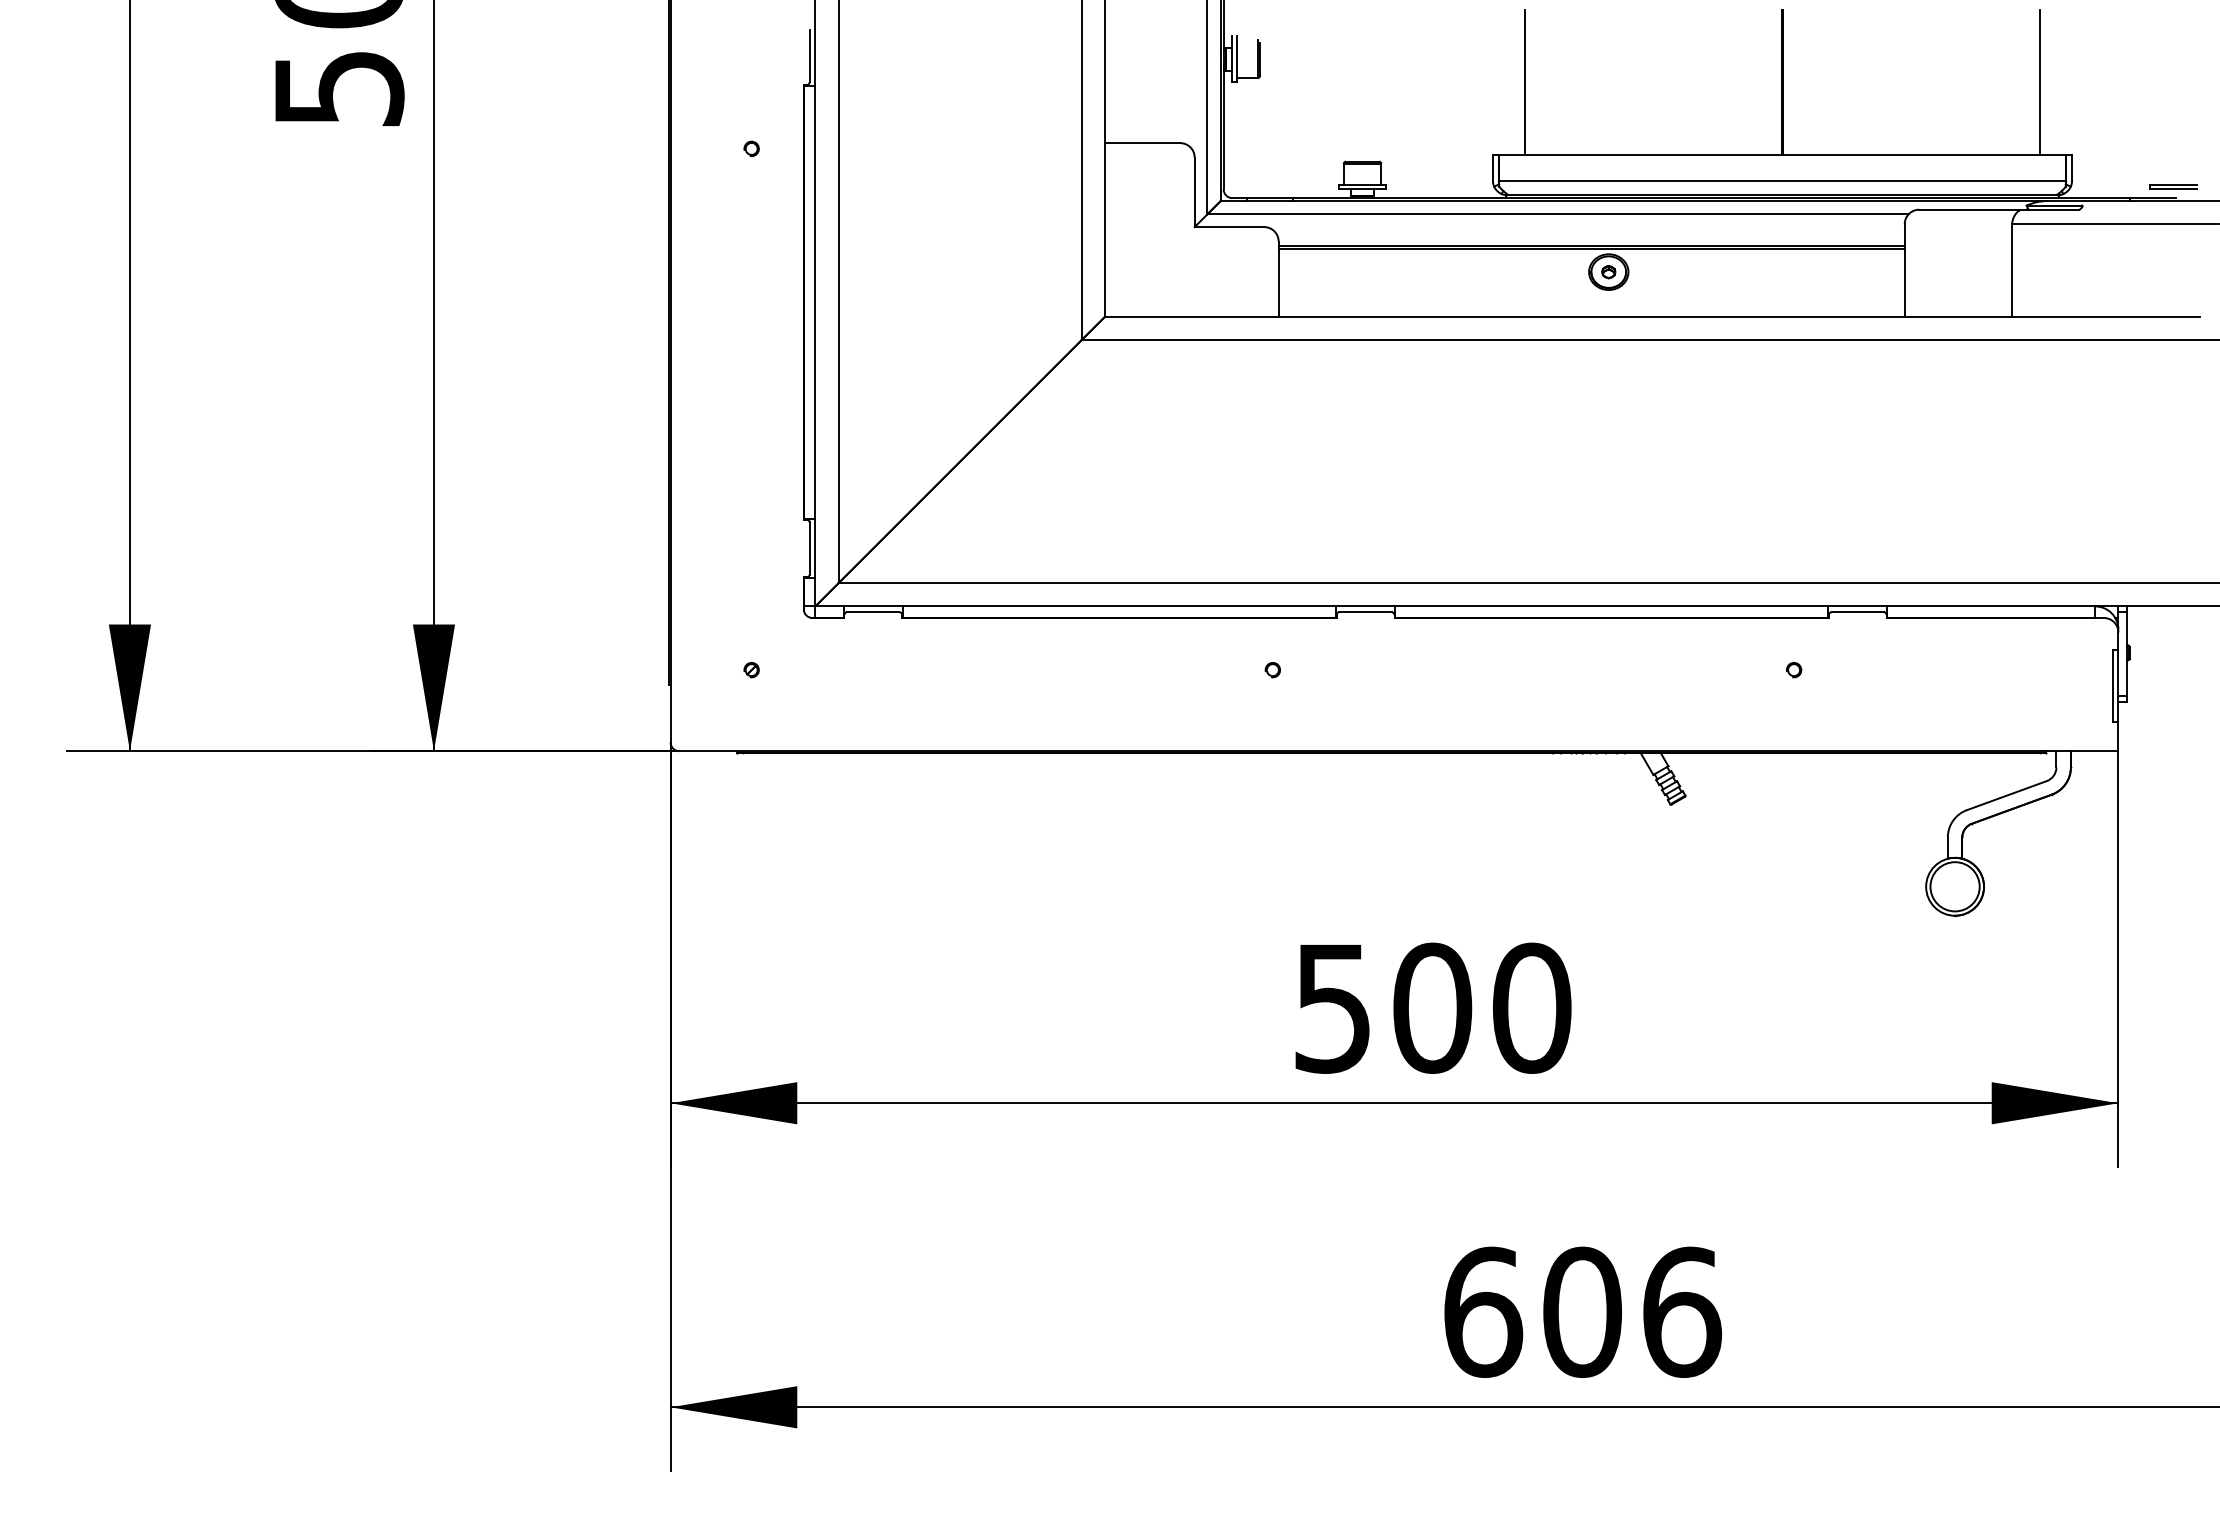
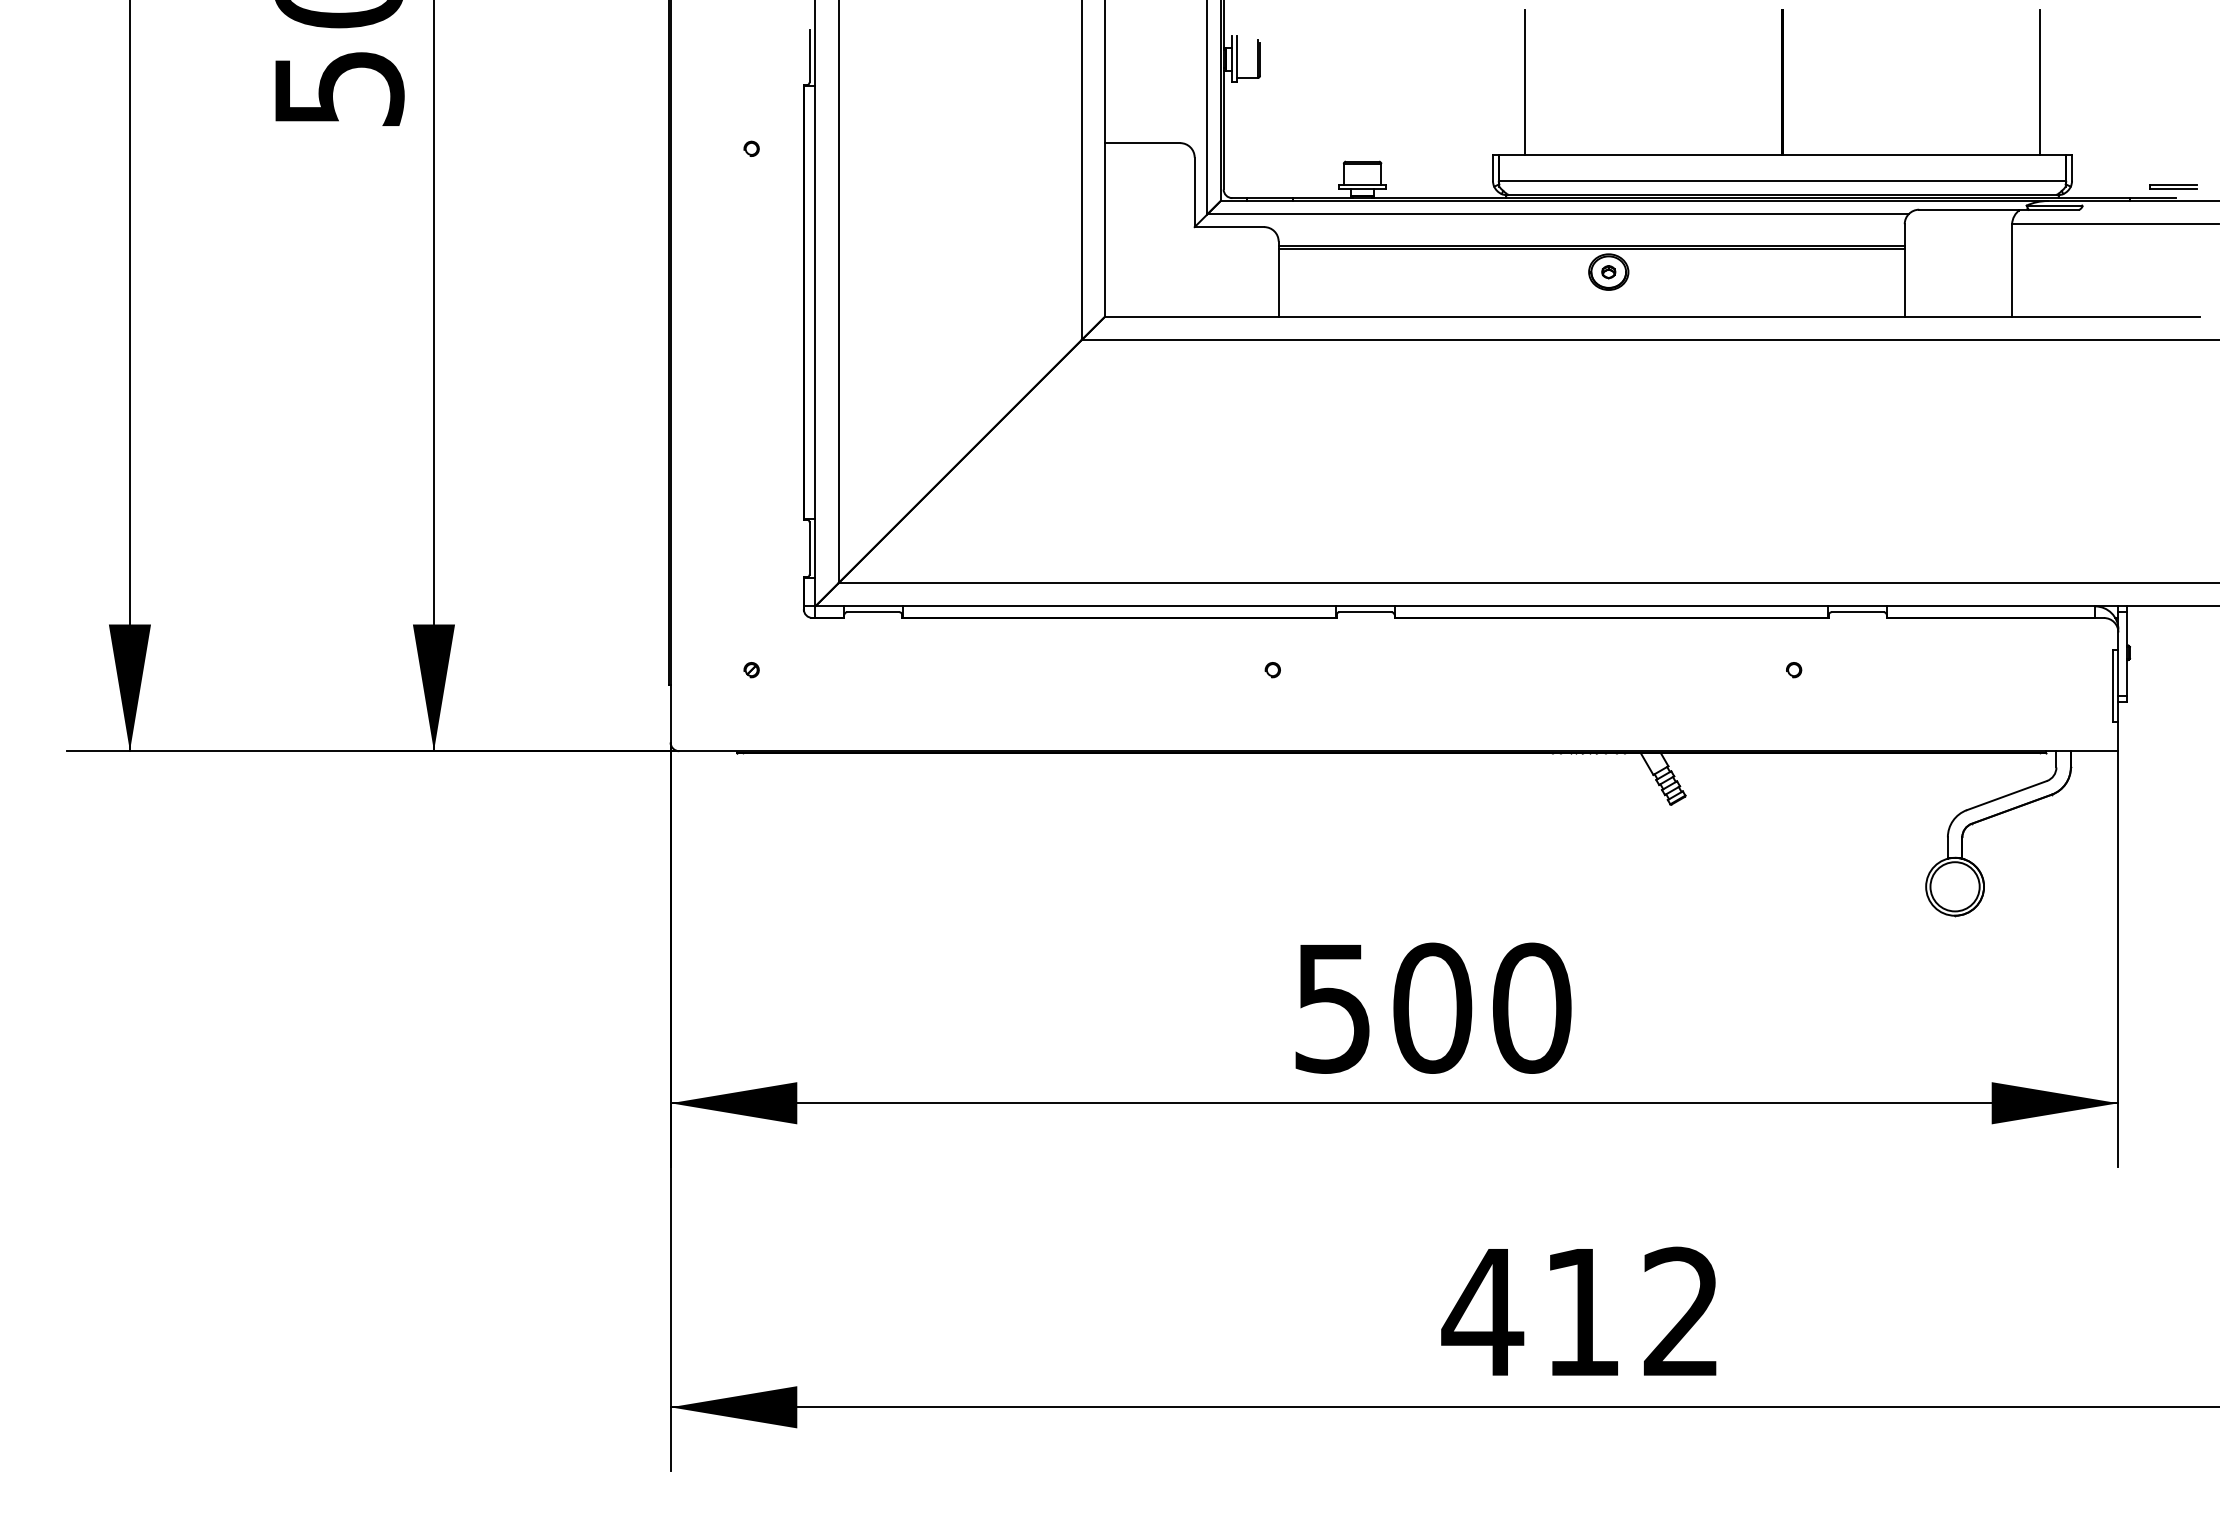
text: 606 -> 412 (1581, 1311)
